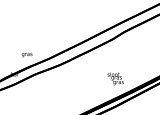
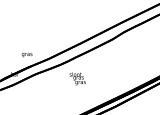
text position: (115, 78) -> (77, 78) (77, 78)
